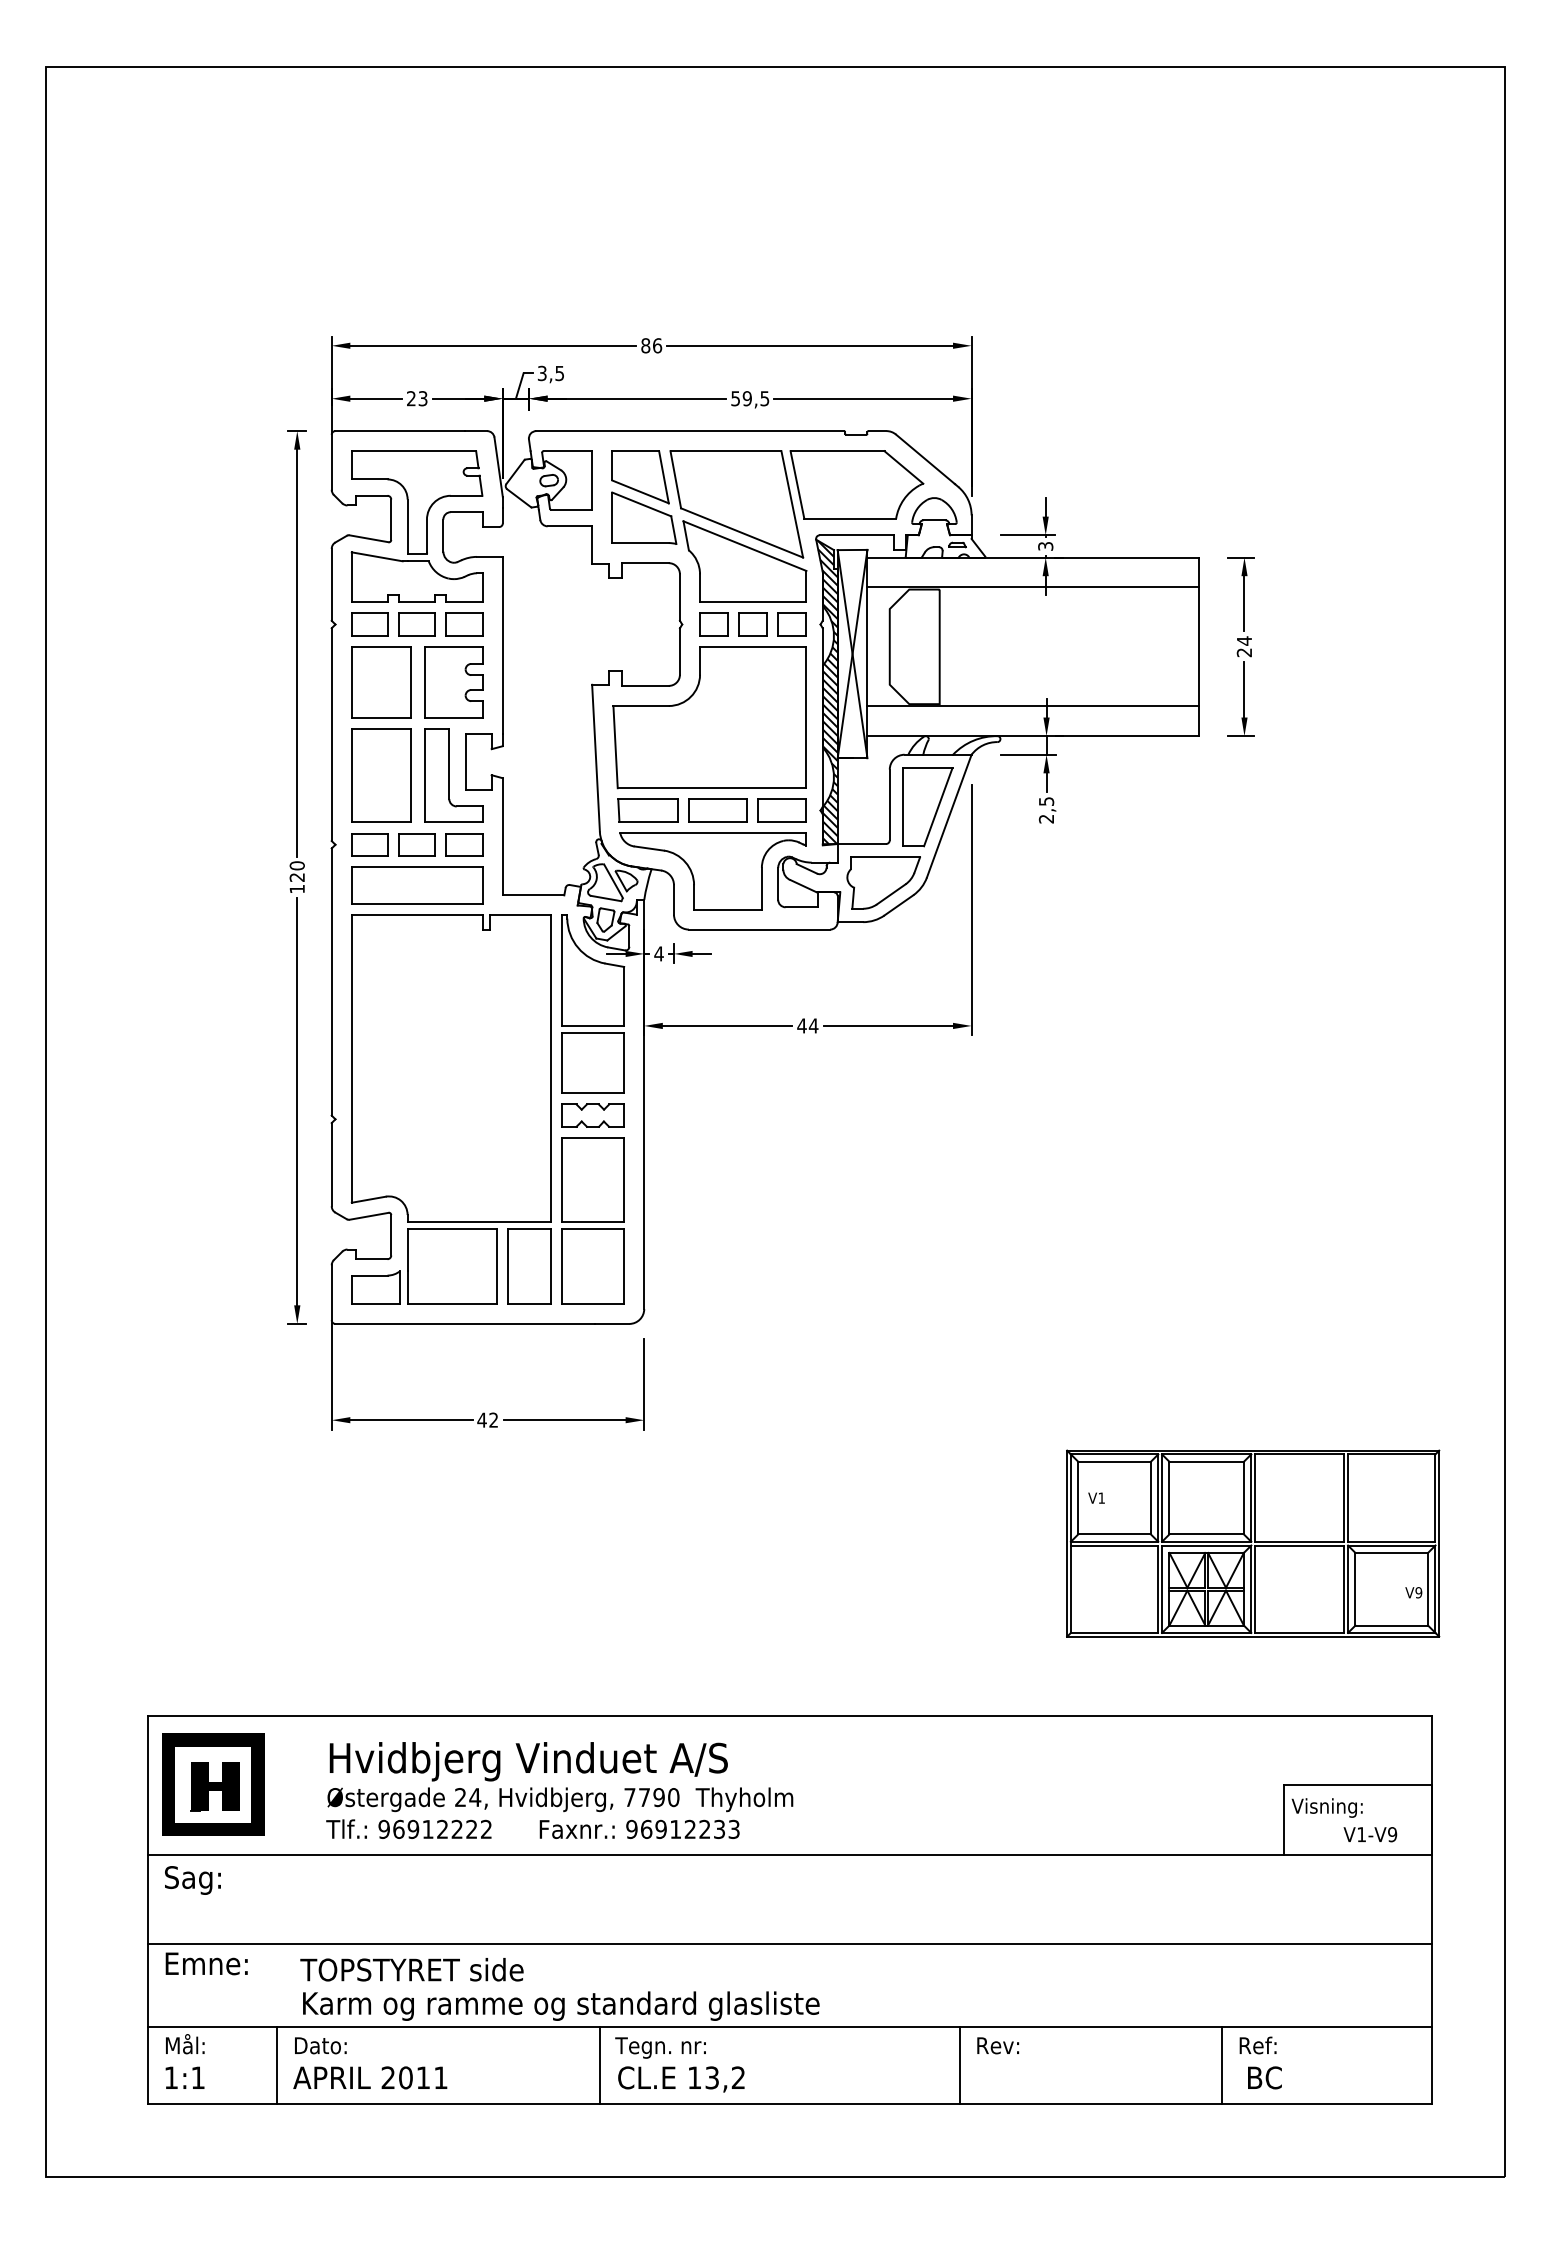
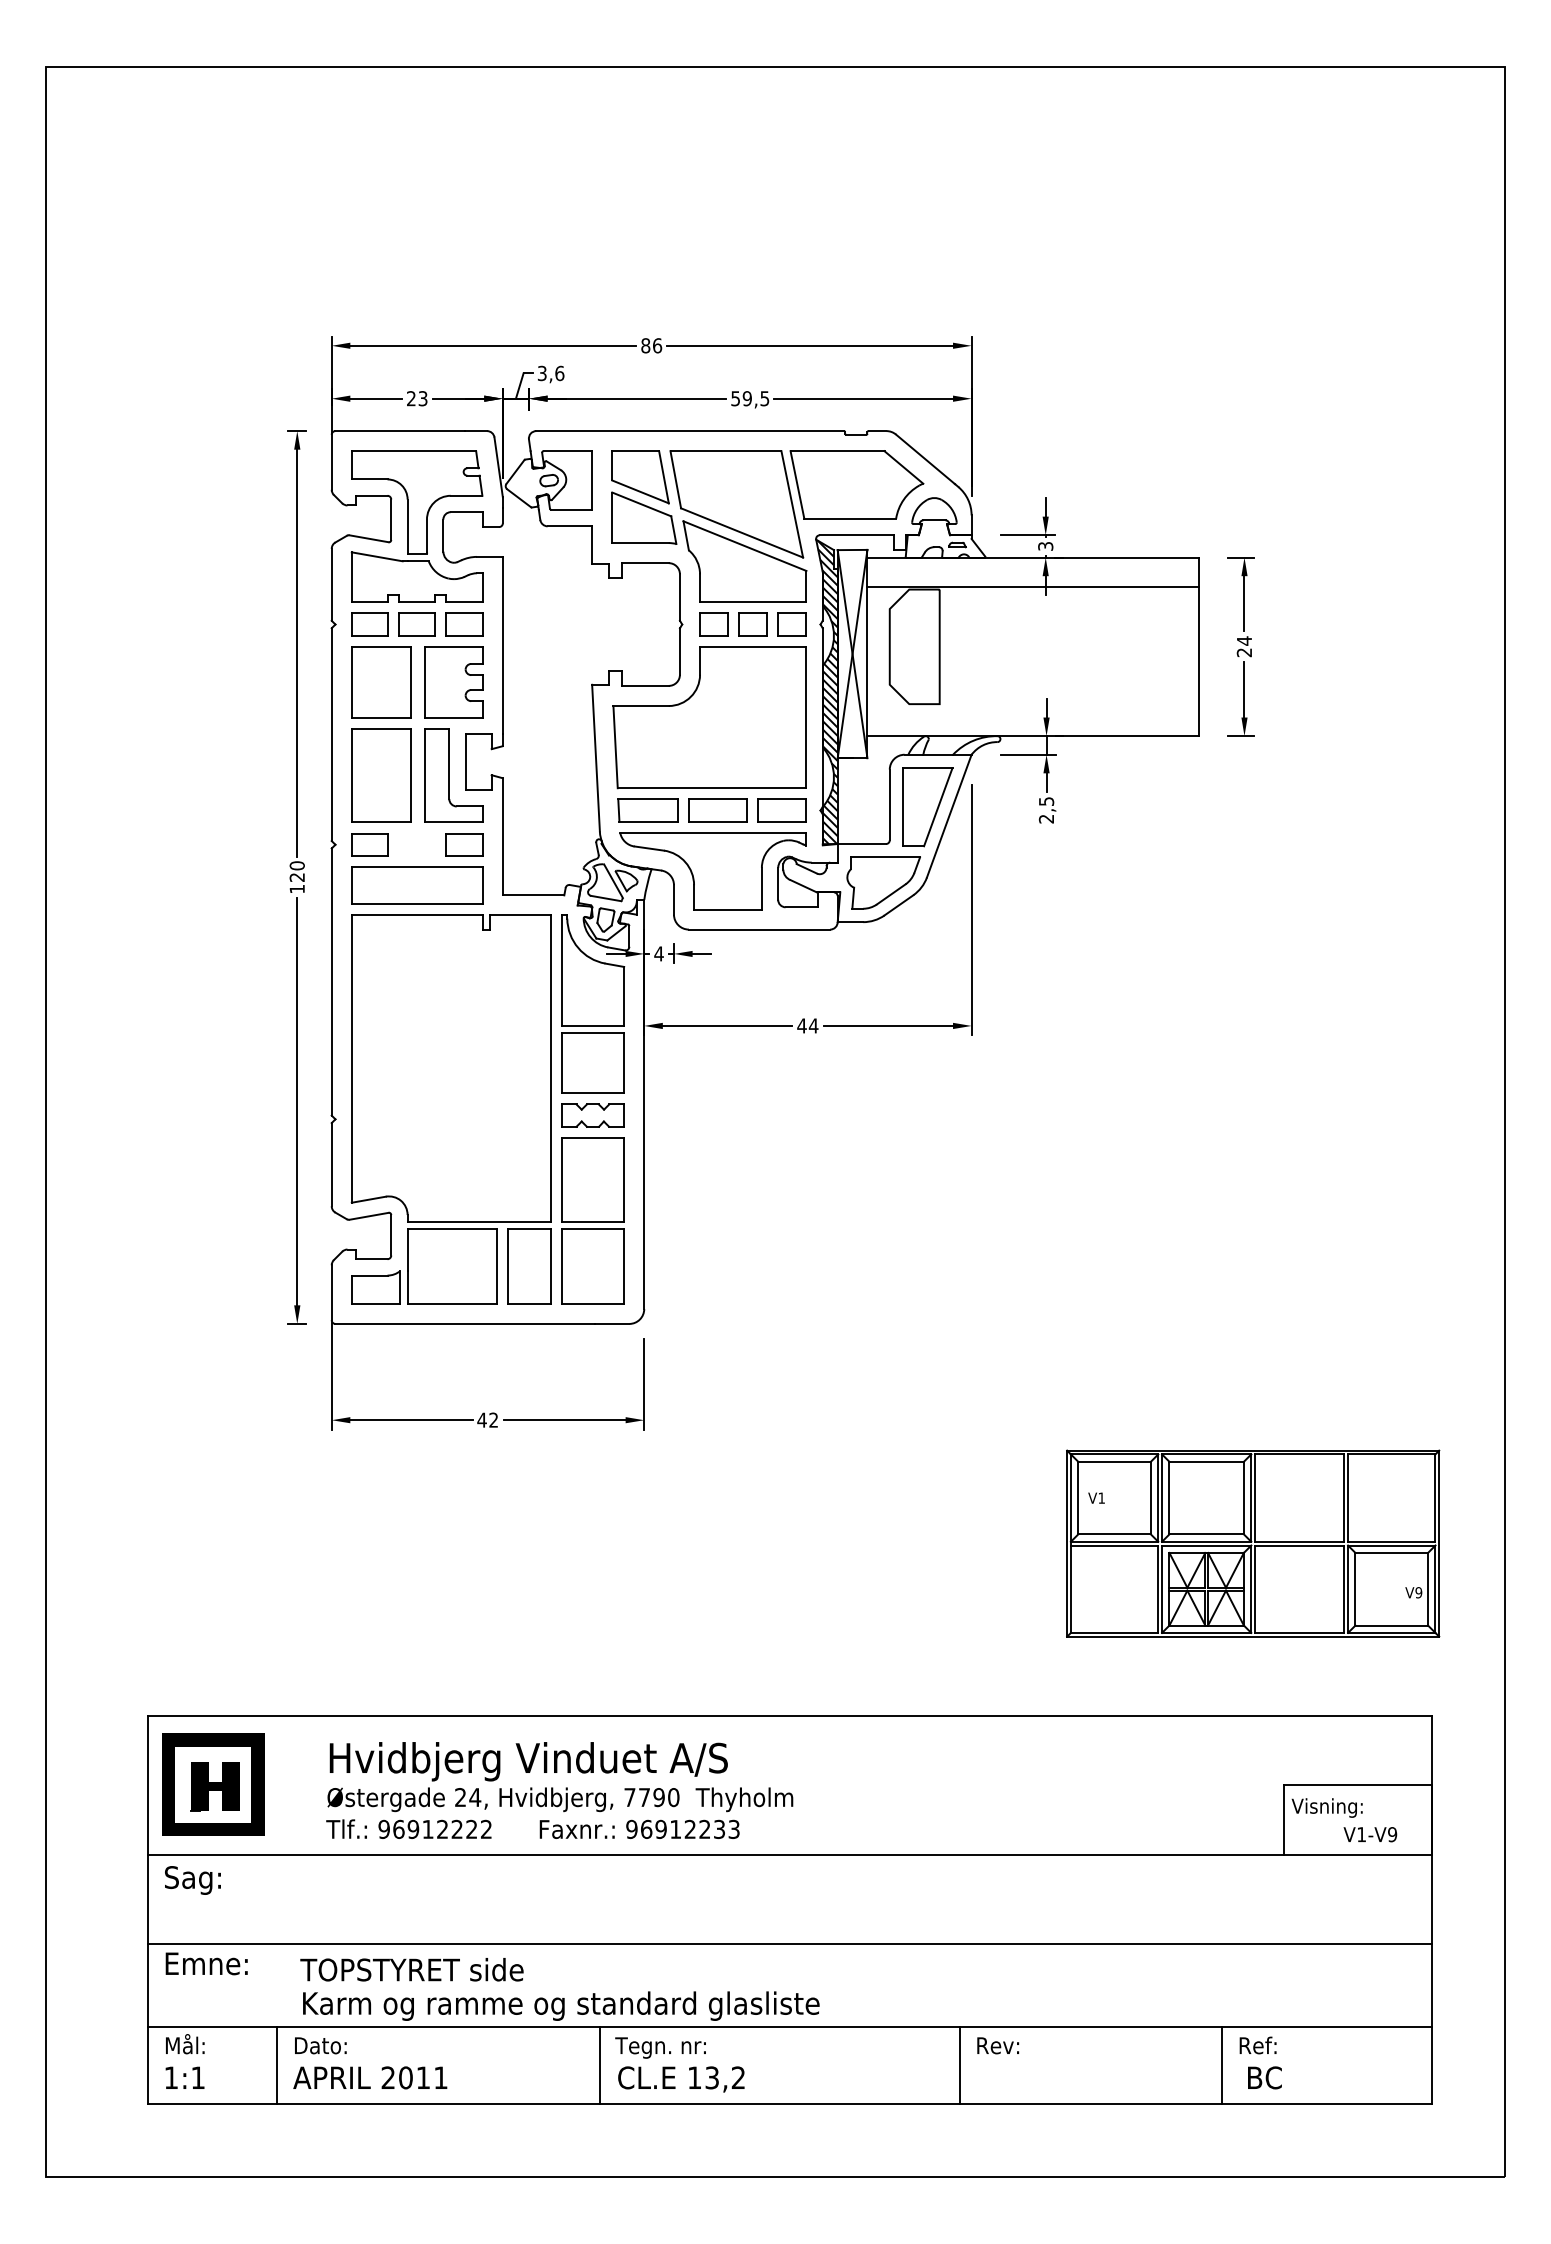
text: 3,5 -> 3,6 (559, 373)
line: present -> none (1032, 706)
part: present -> none (416, 844)
